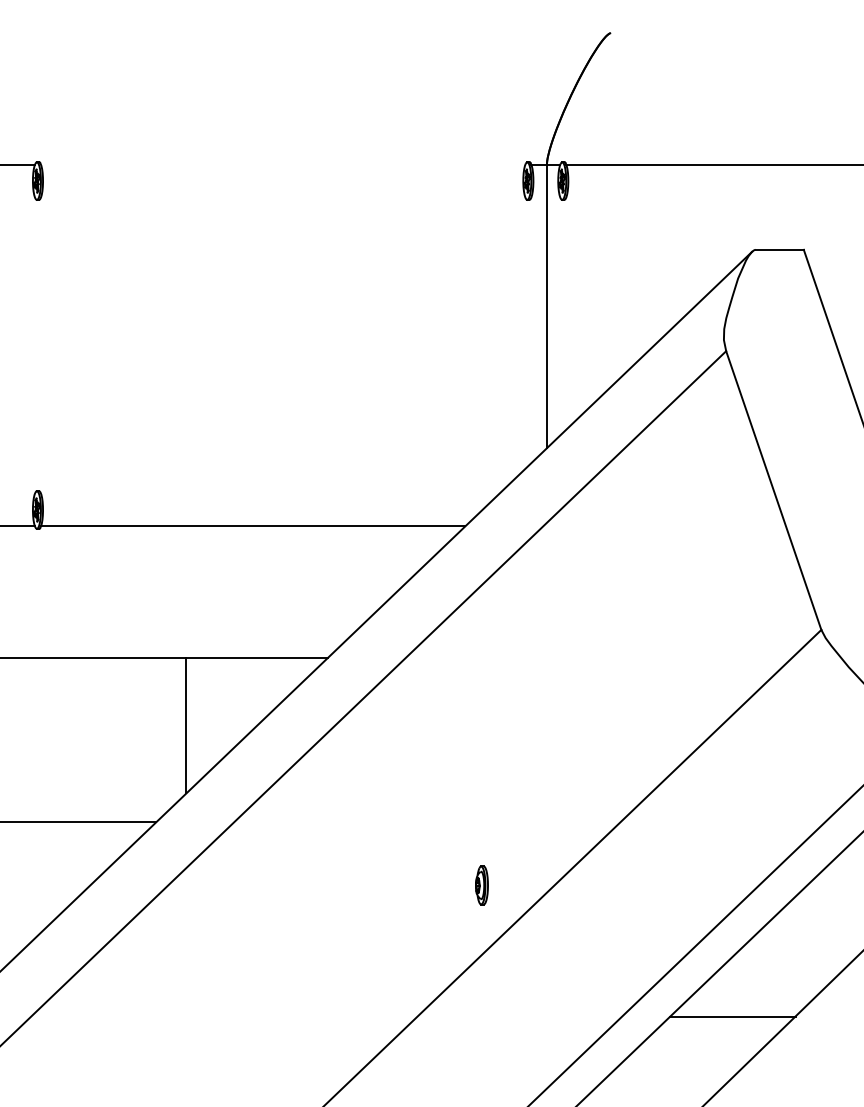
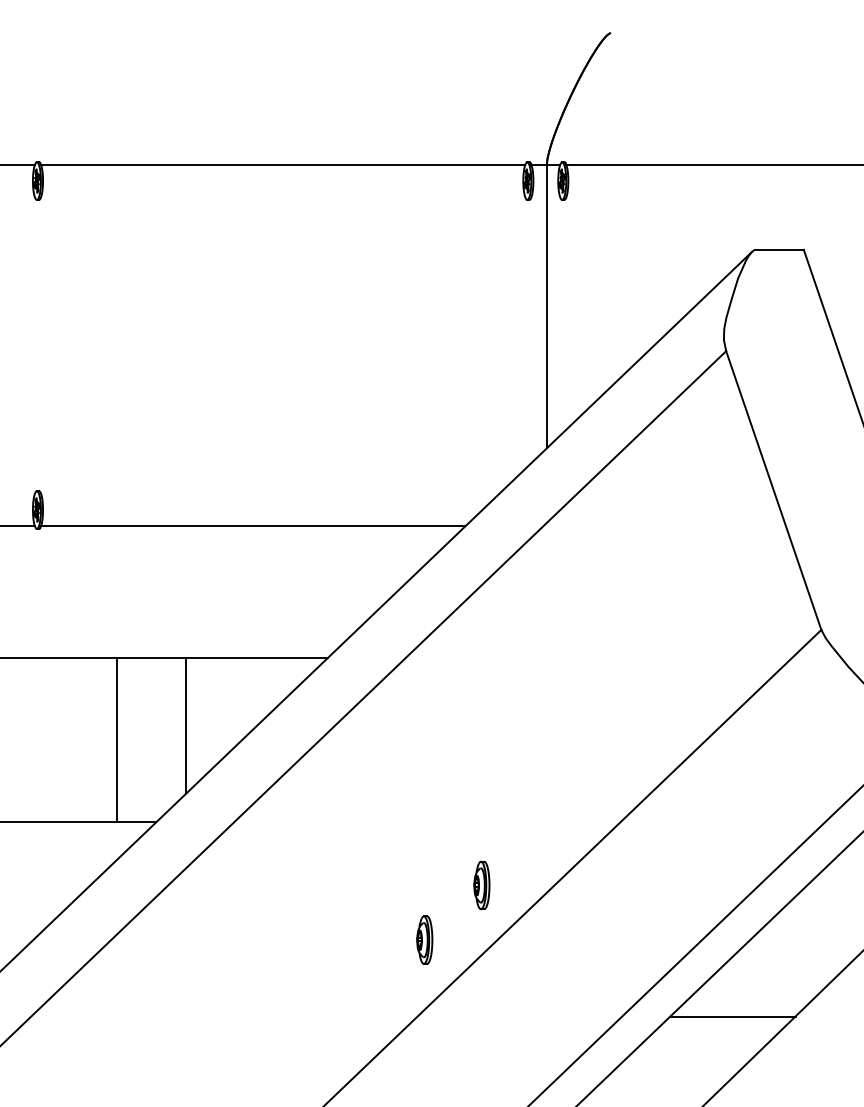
line: none -> present (283, 164)
line: none -> present (116, 740)
part size: 14x41 px -> 18x51 px (481, 885)
part: none -> present (424, 939)
